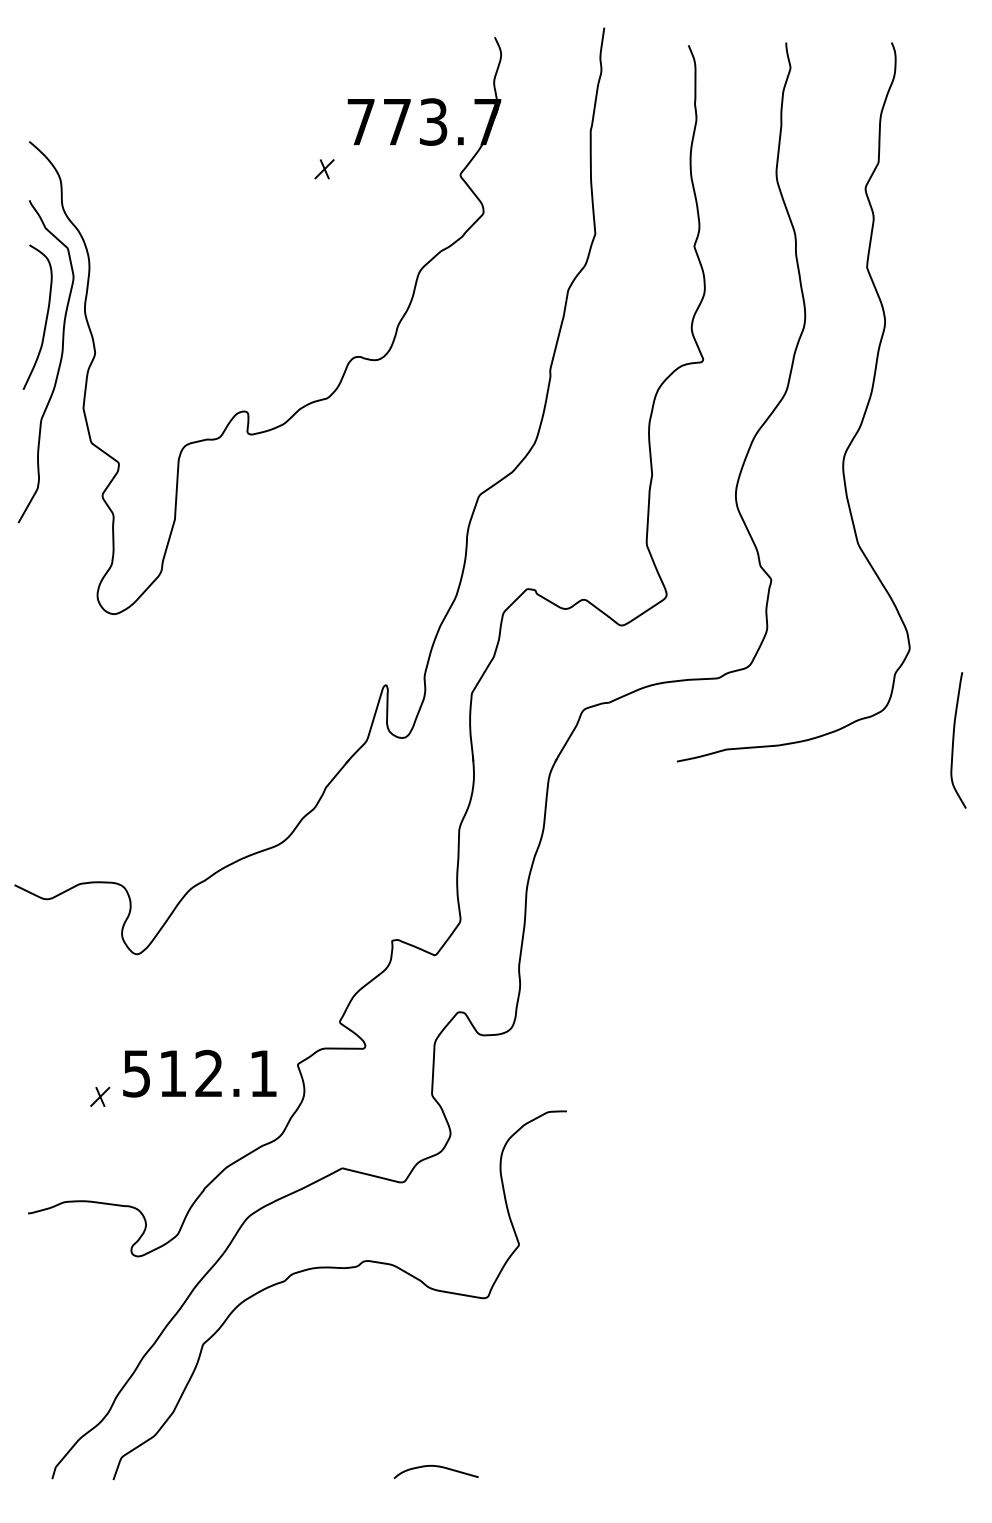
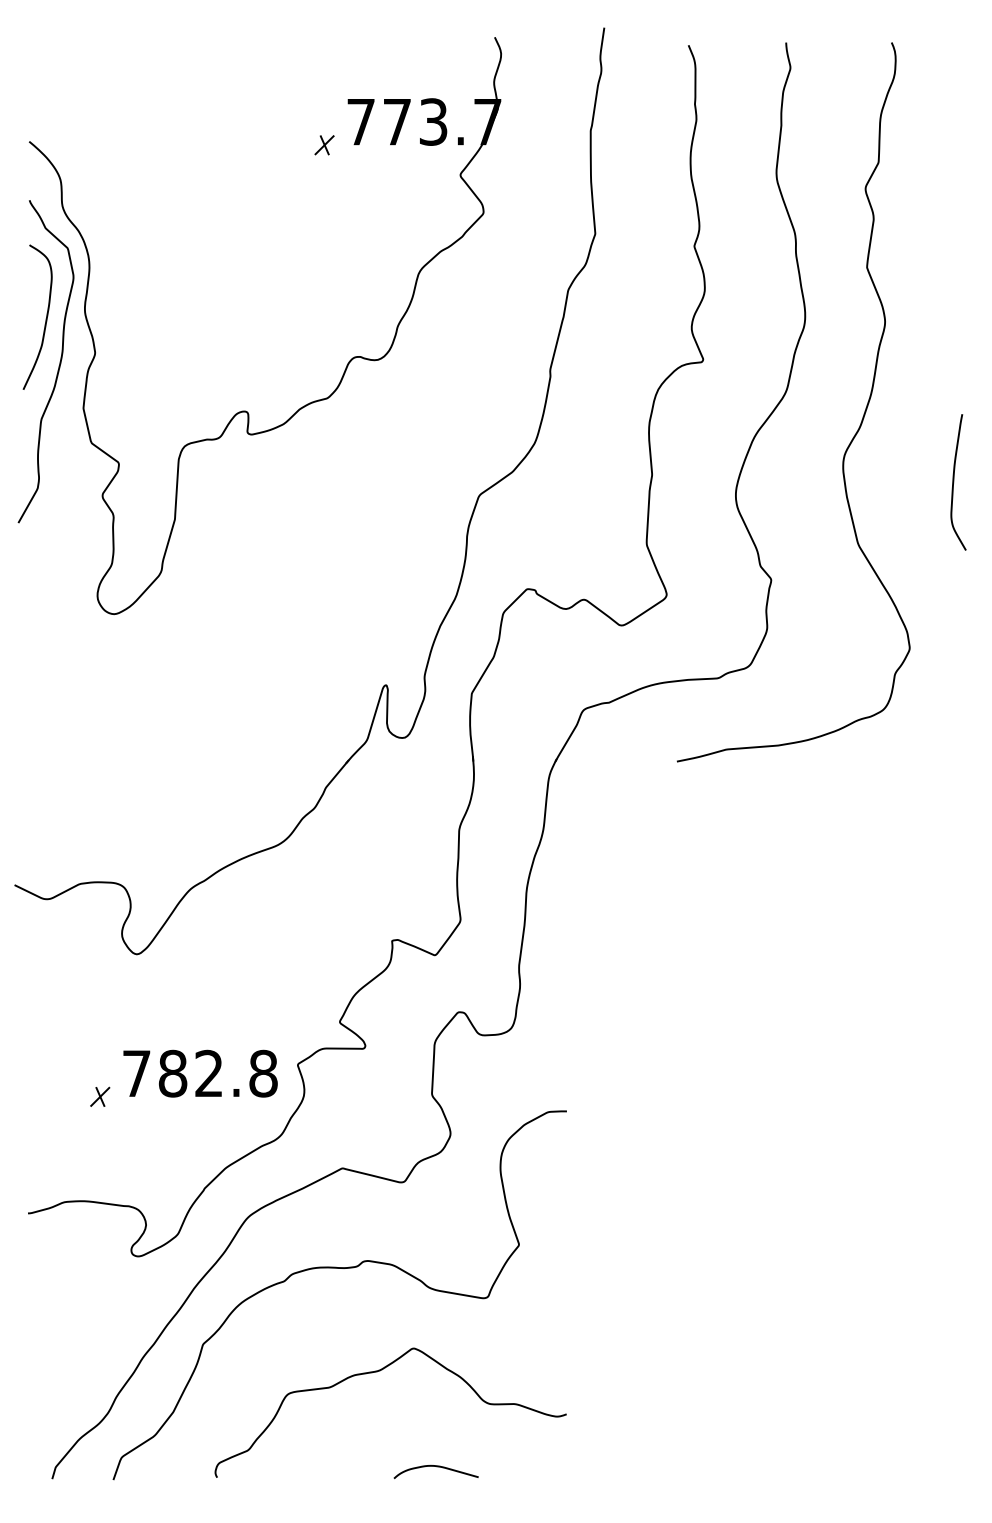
part position: (324, 169) -> (324, 145) (324, 145)
curve position: (954, 740) -> (954, 482) (954, 482)
text: 512.1 -> 782.8 (200, 1073)
curve: none -> present (377, 1372)
